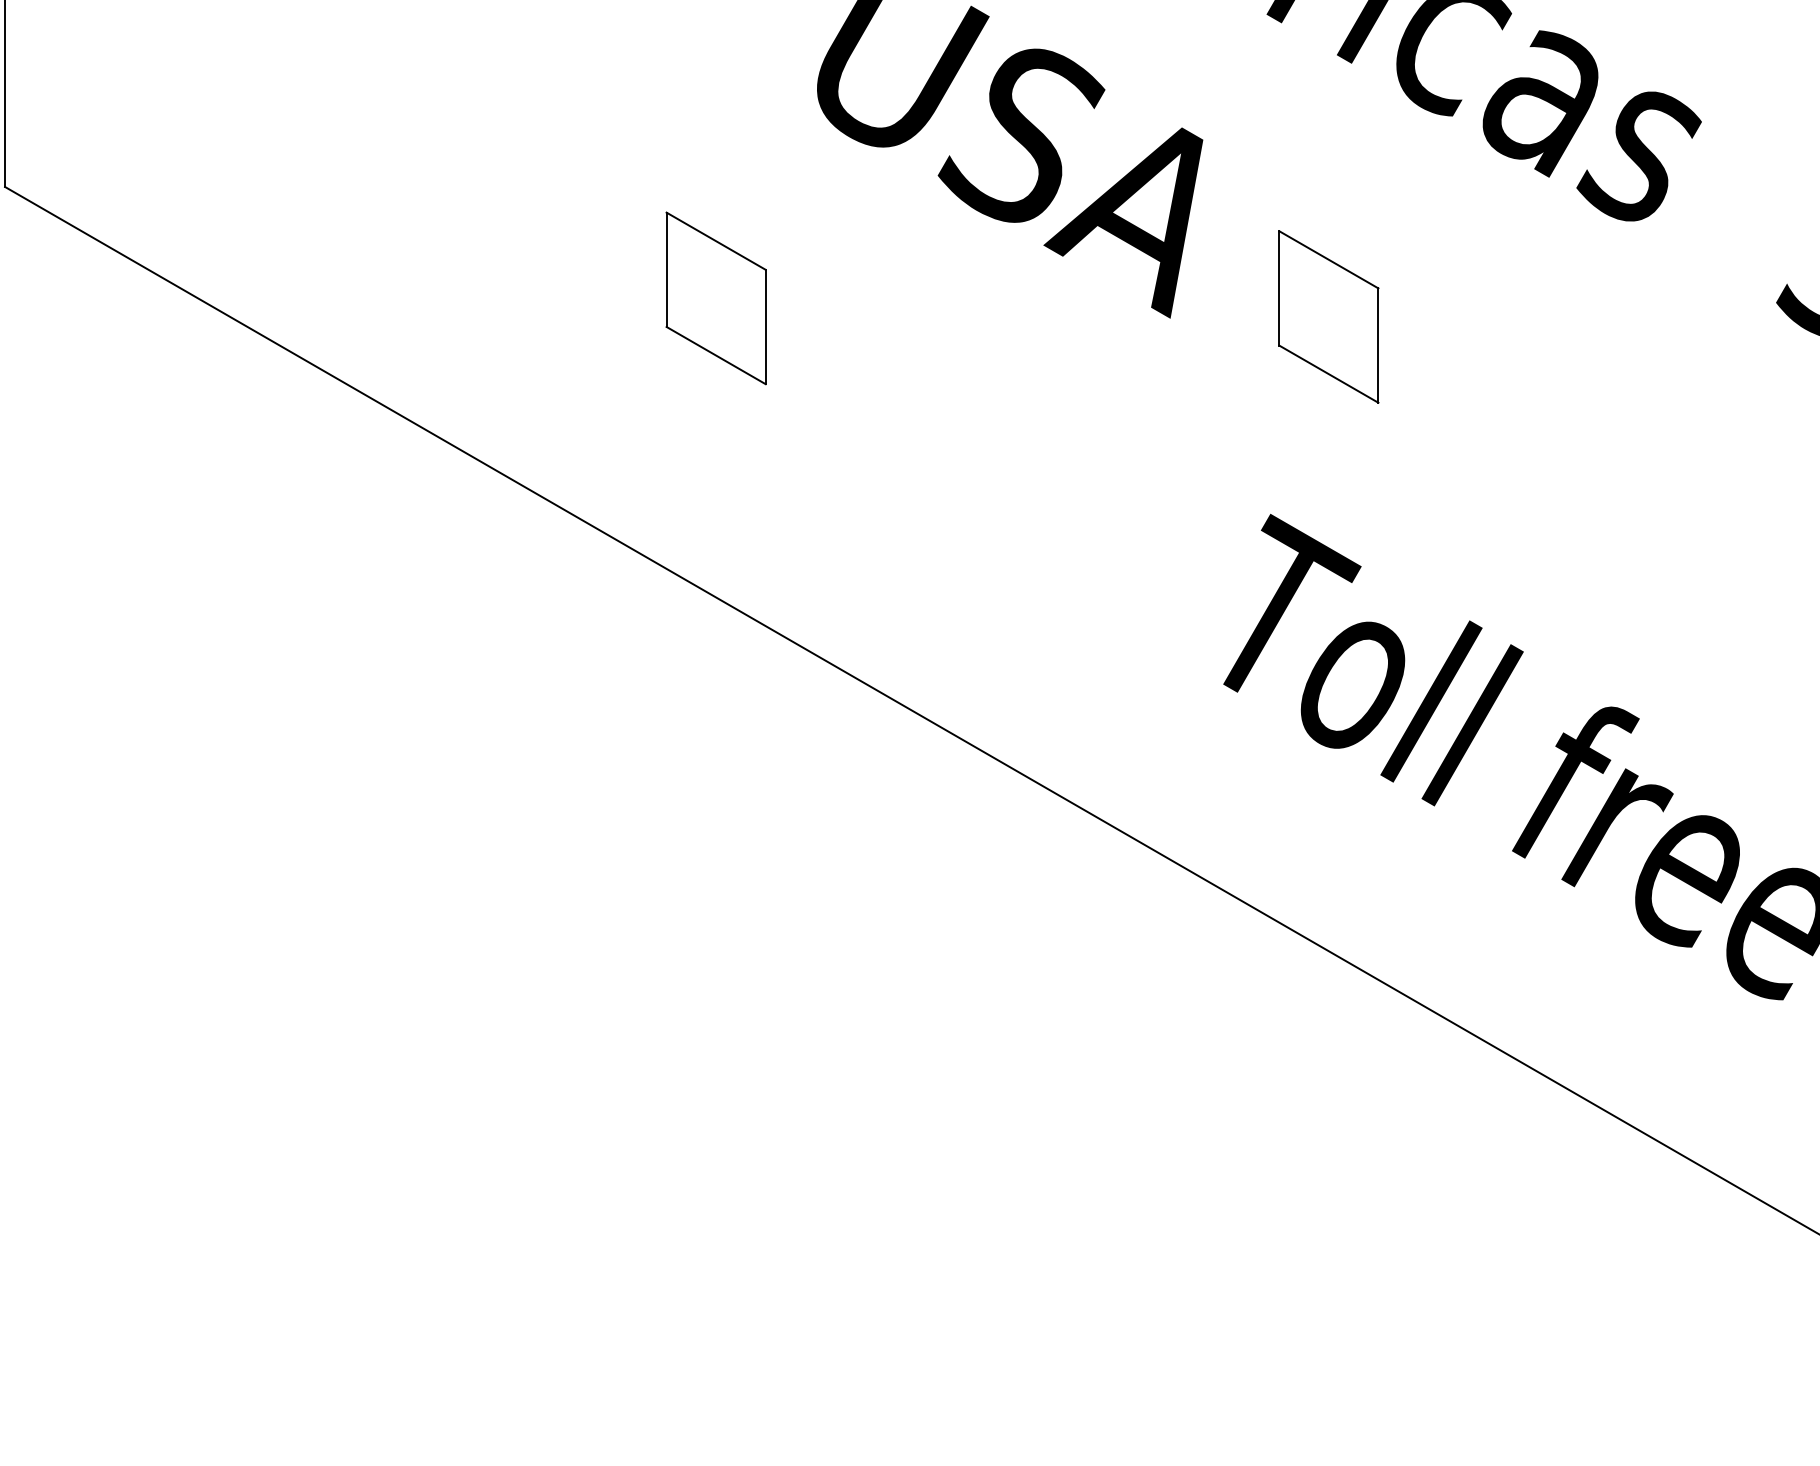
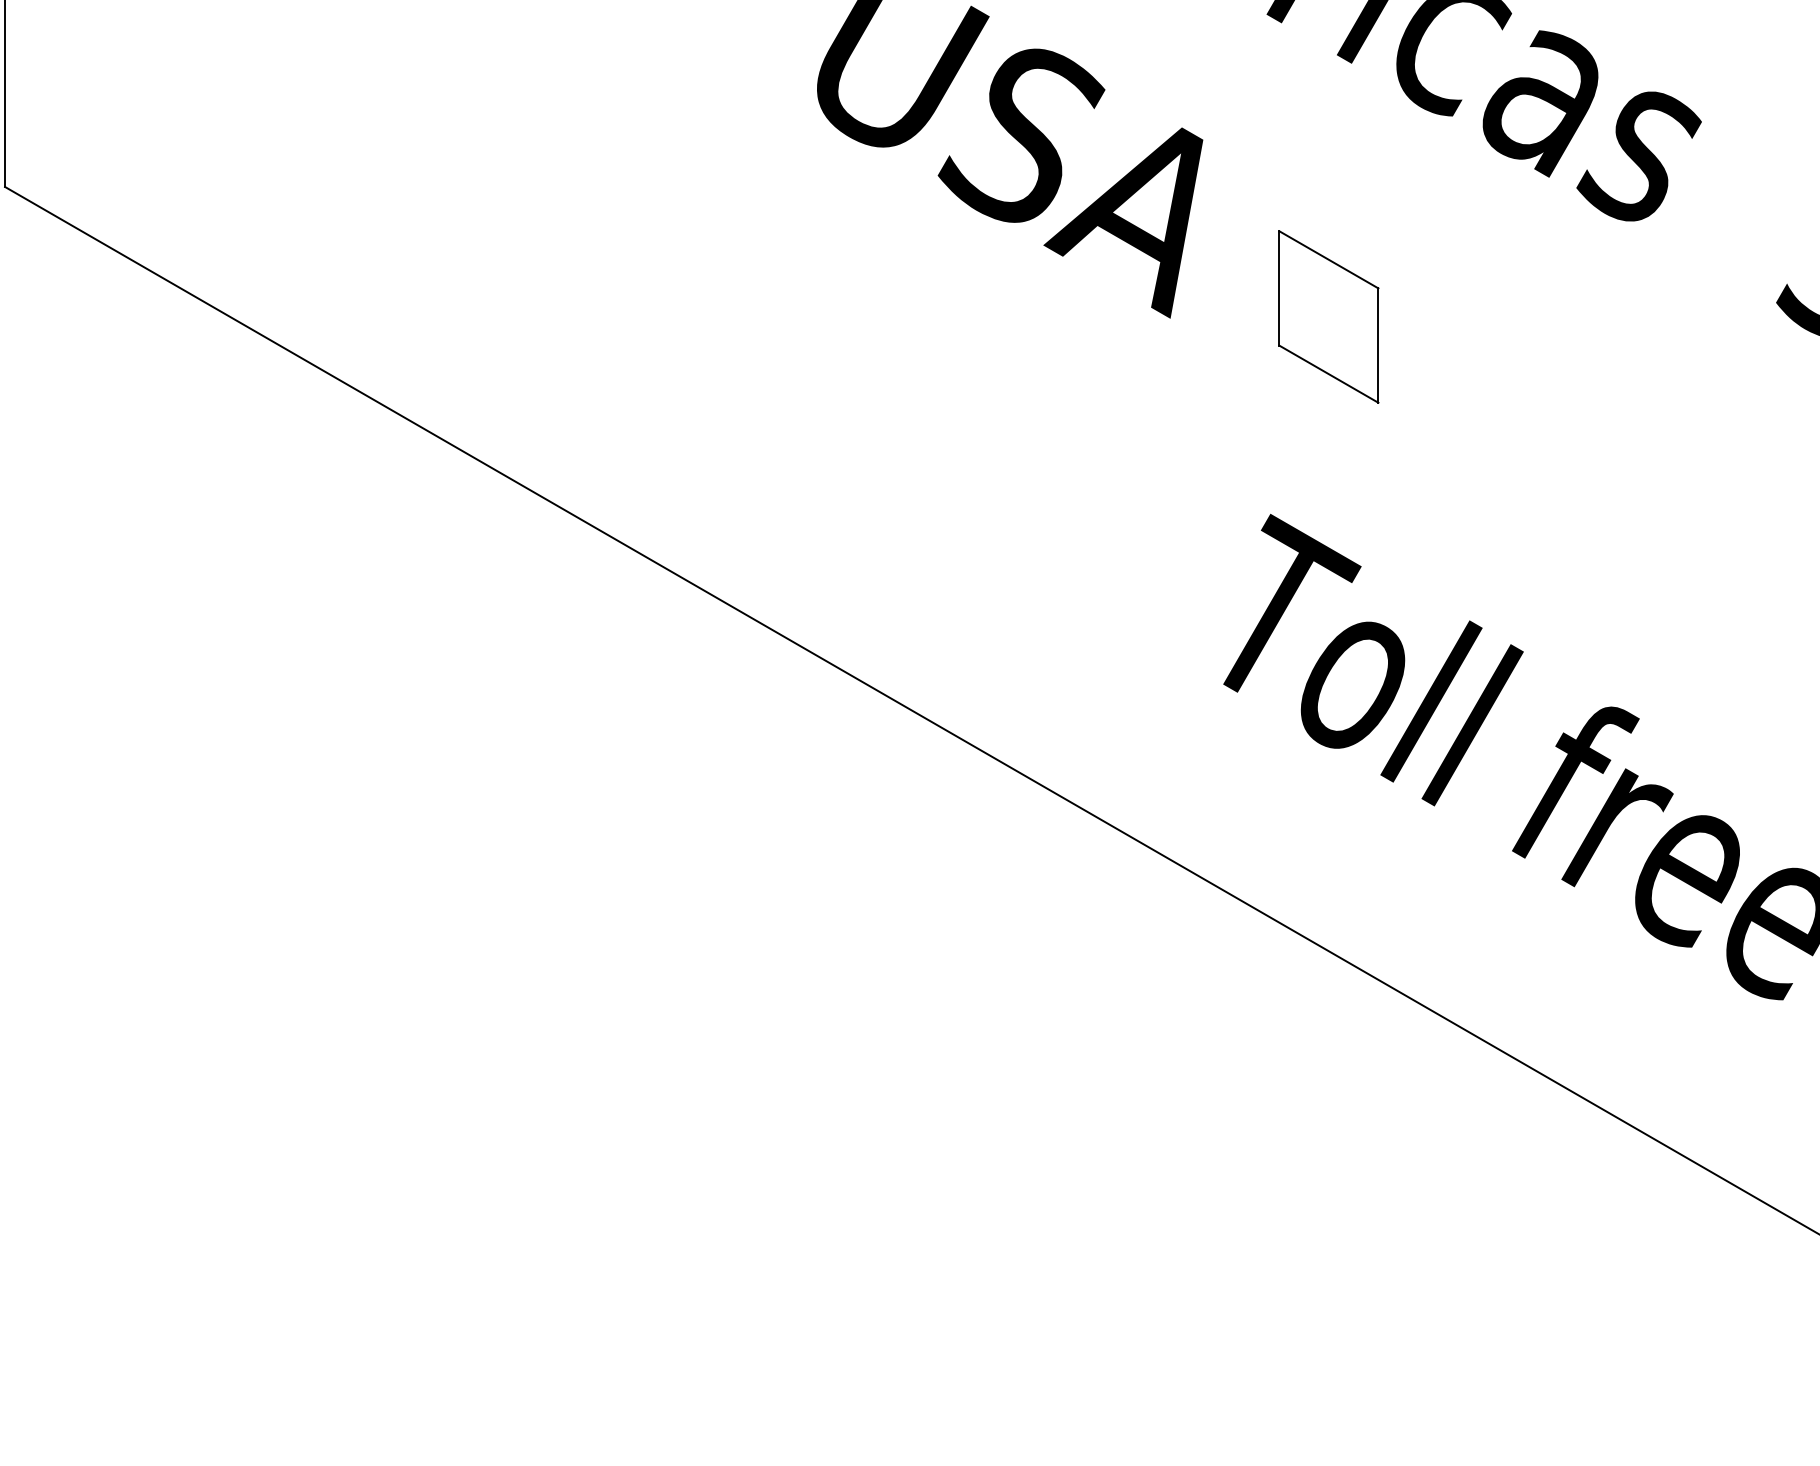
part: present -> none (715, 298)
